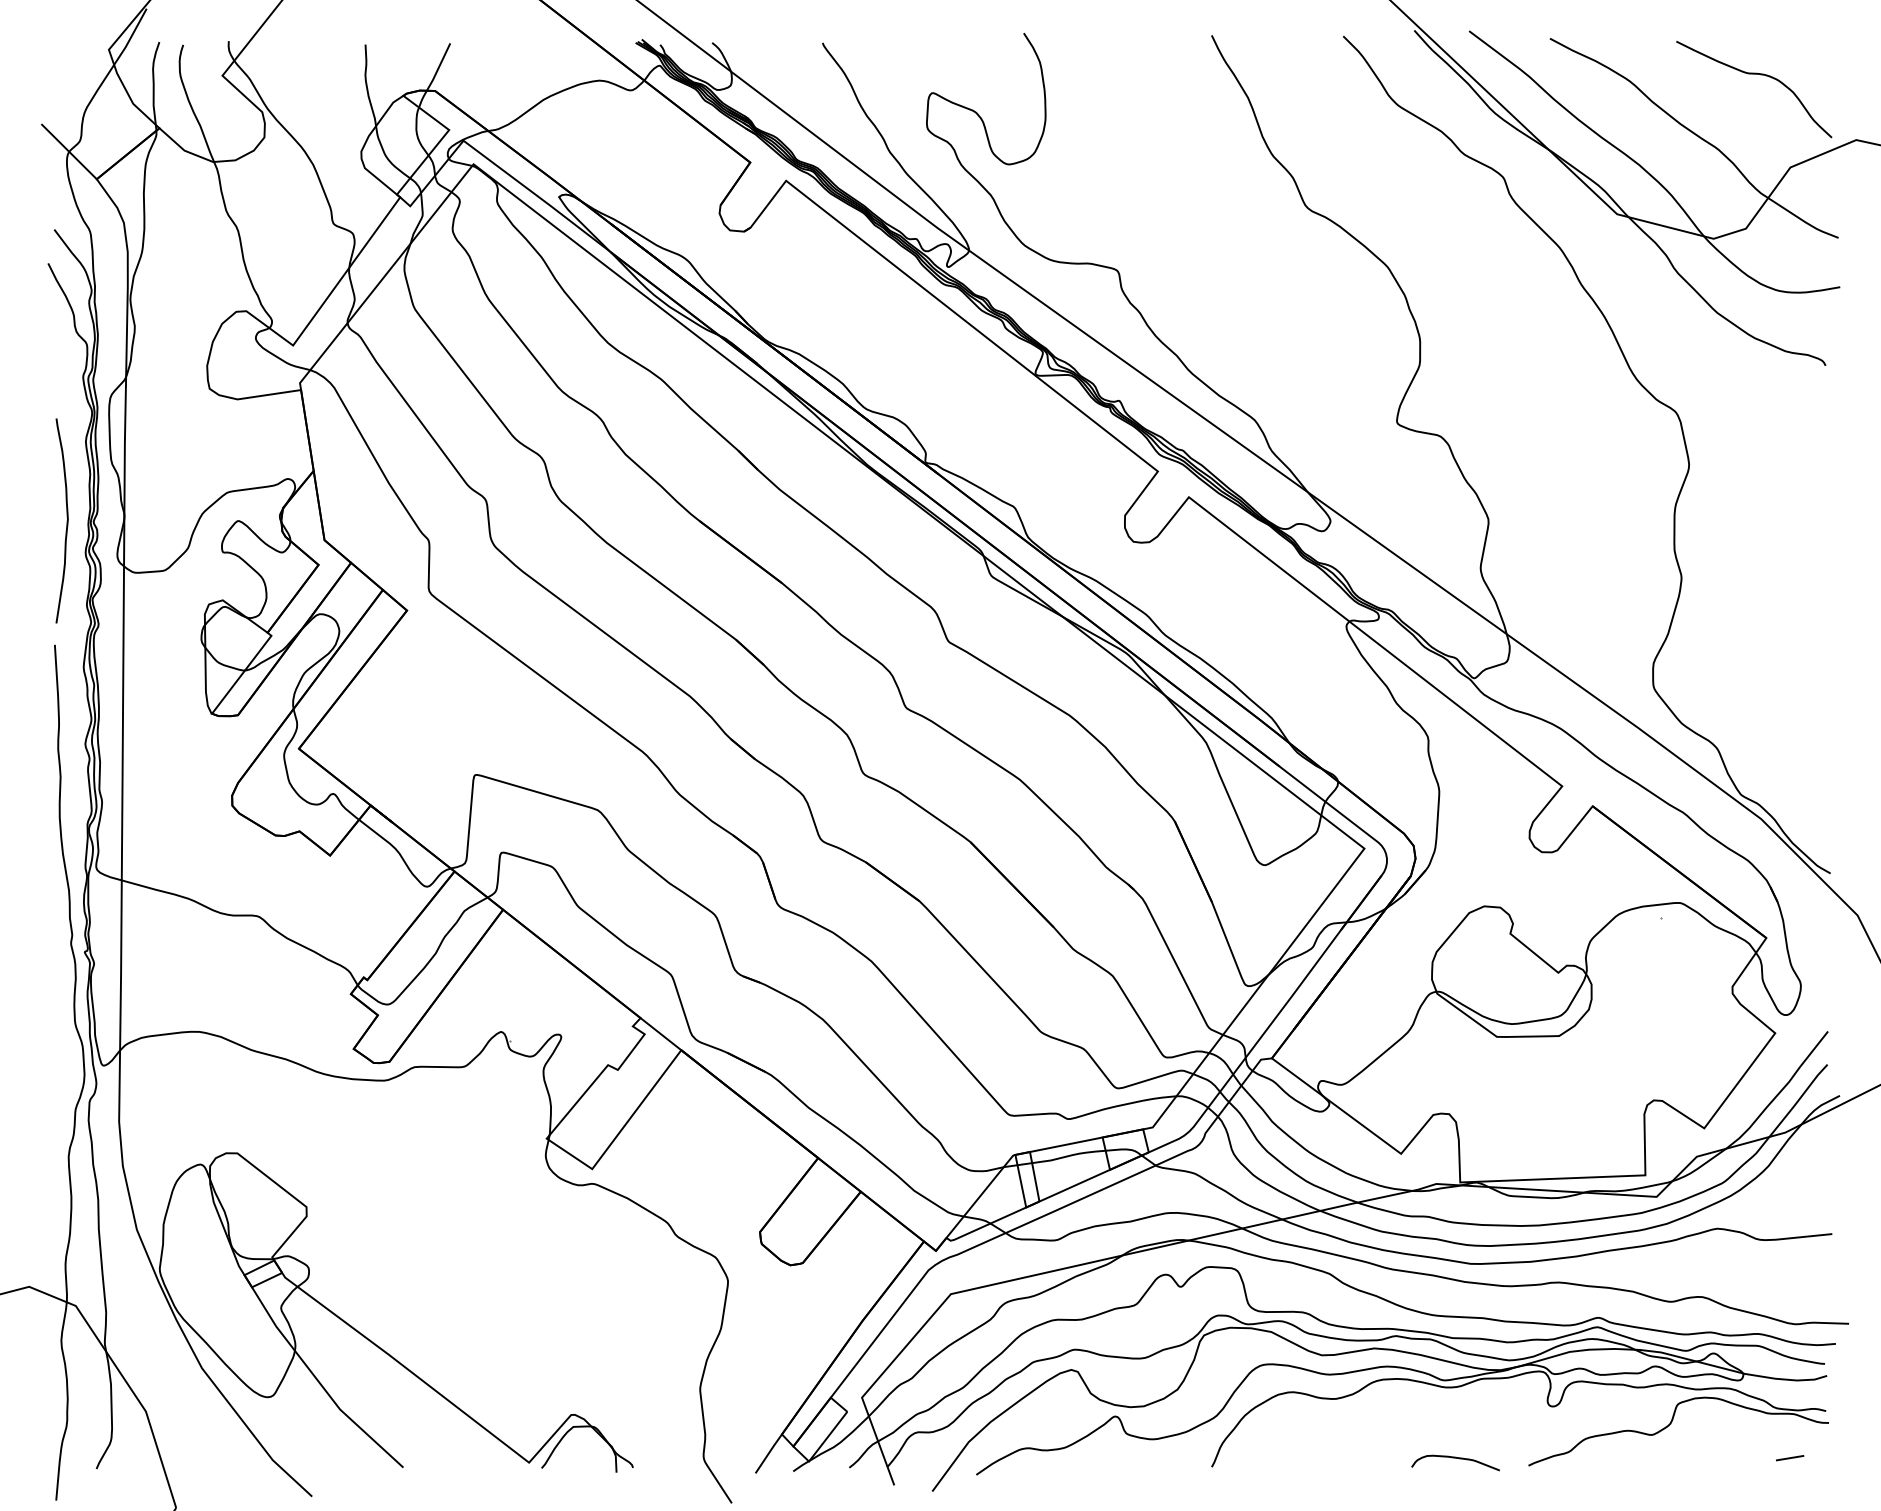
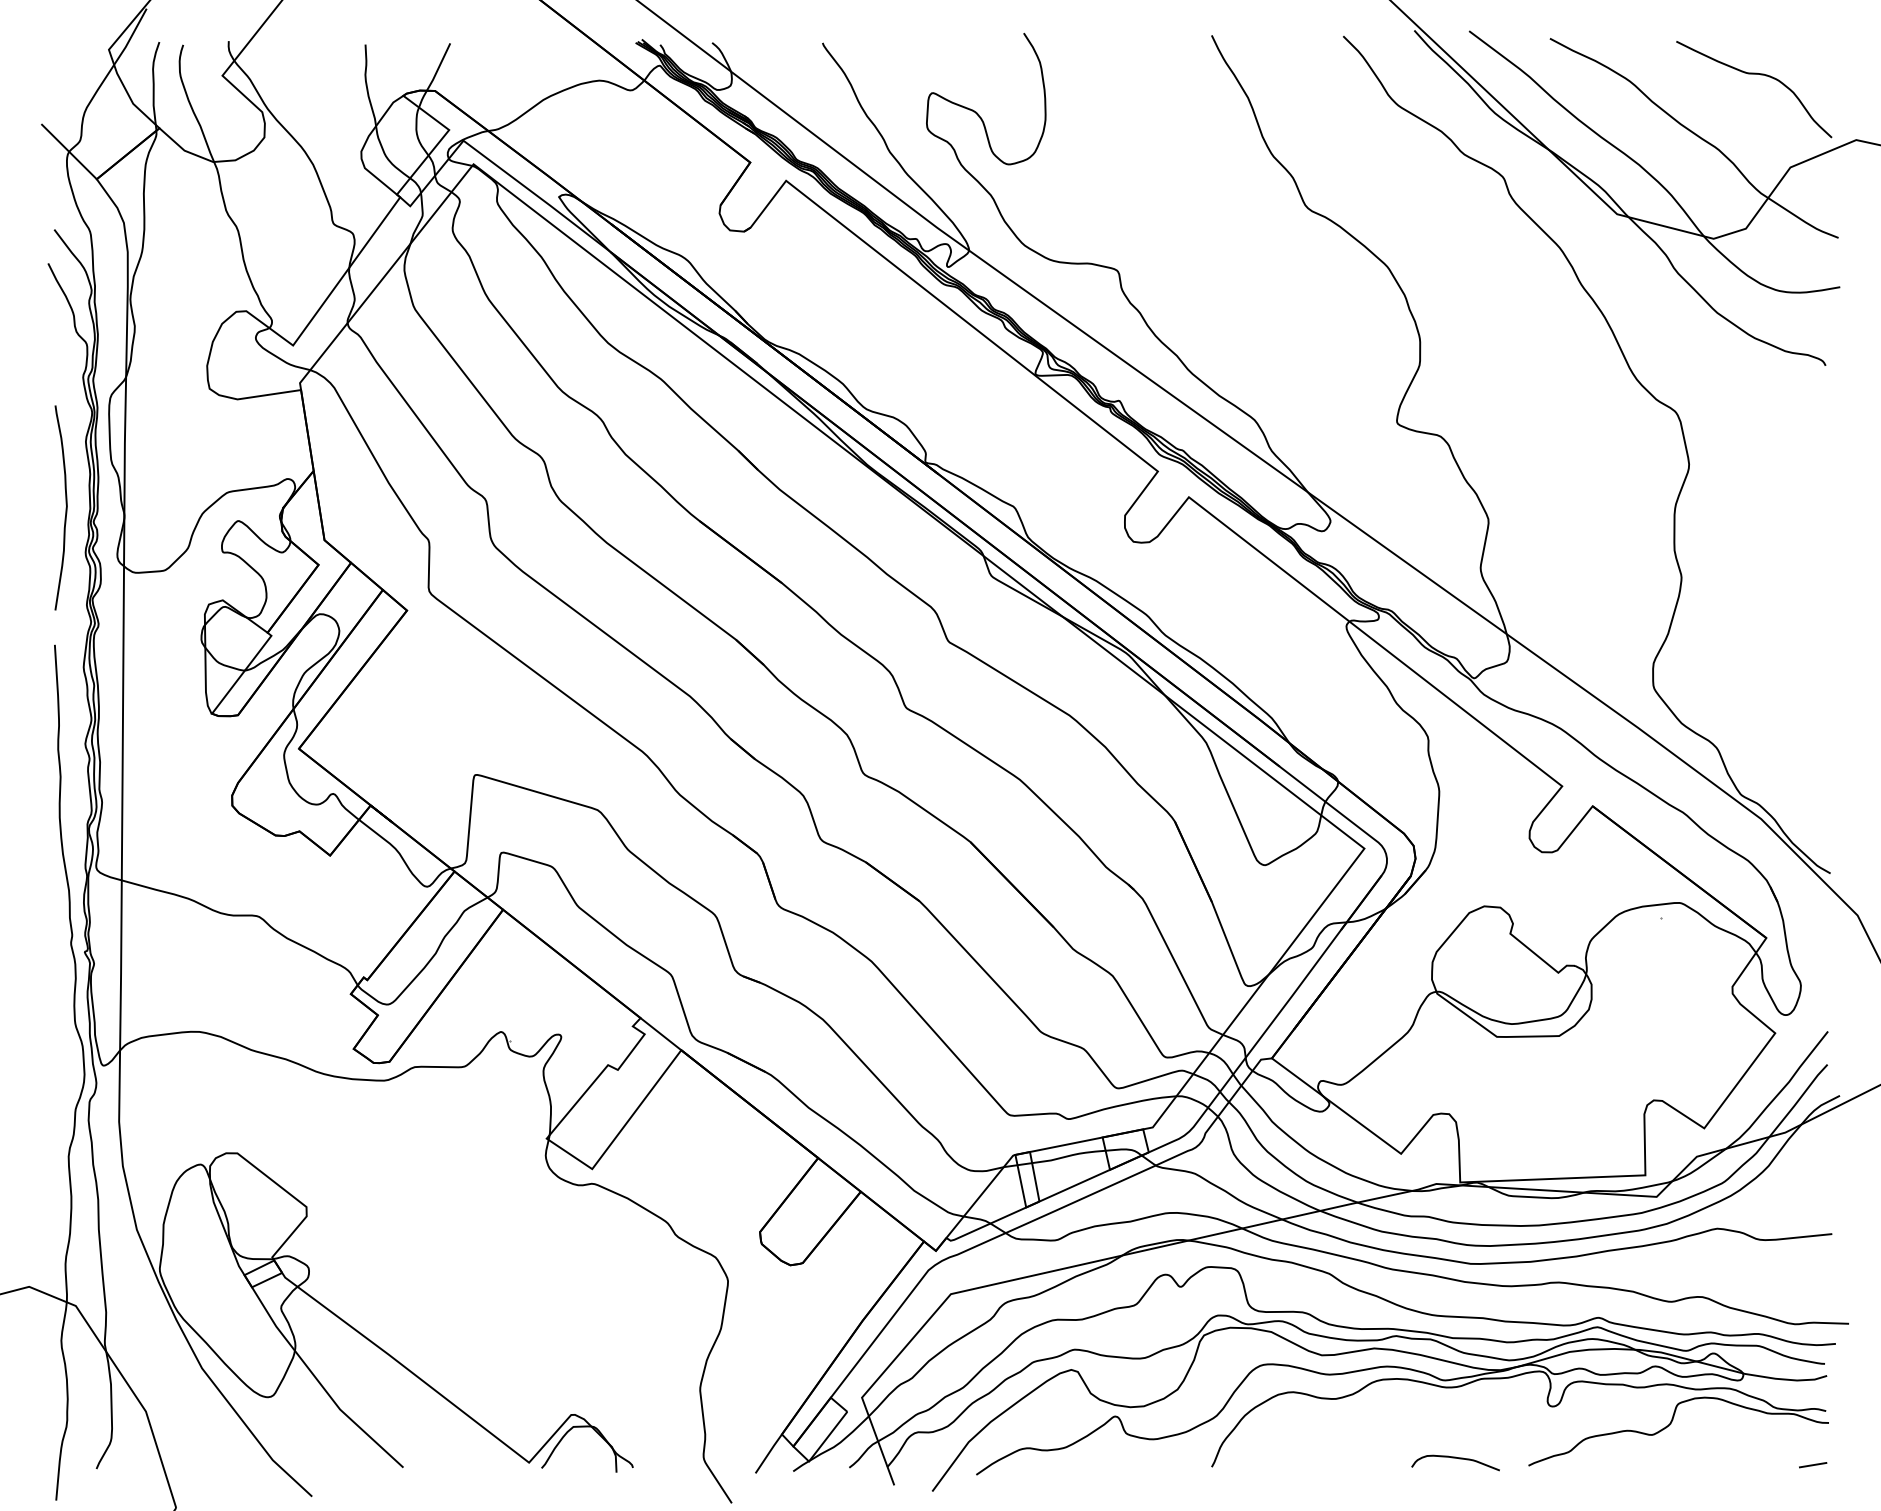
curve position: (66, 520) -> (65, 507) (65, 507)
line position: (1790, 1458) -> (1813, 1465) (1813, 1465)
